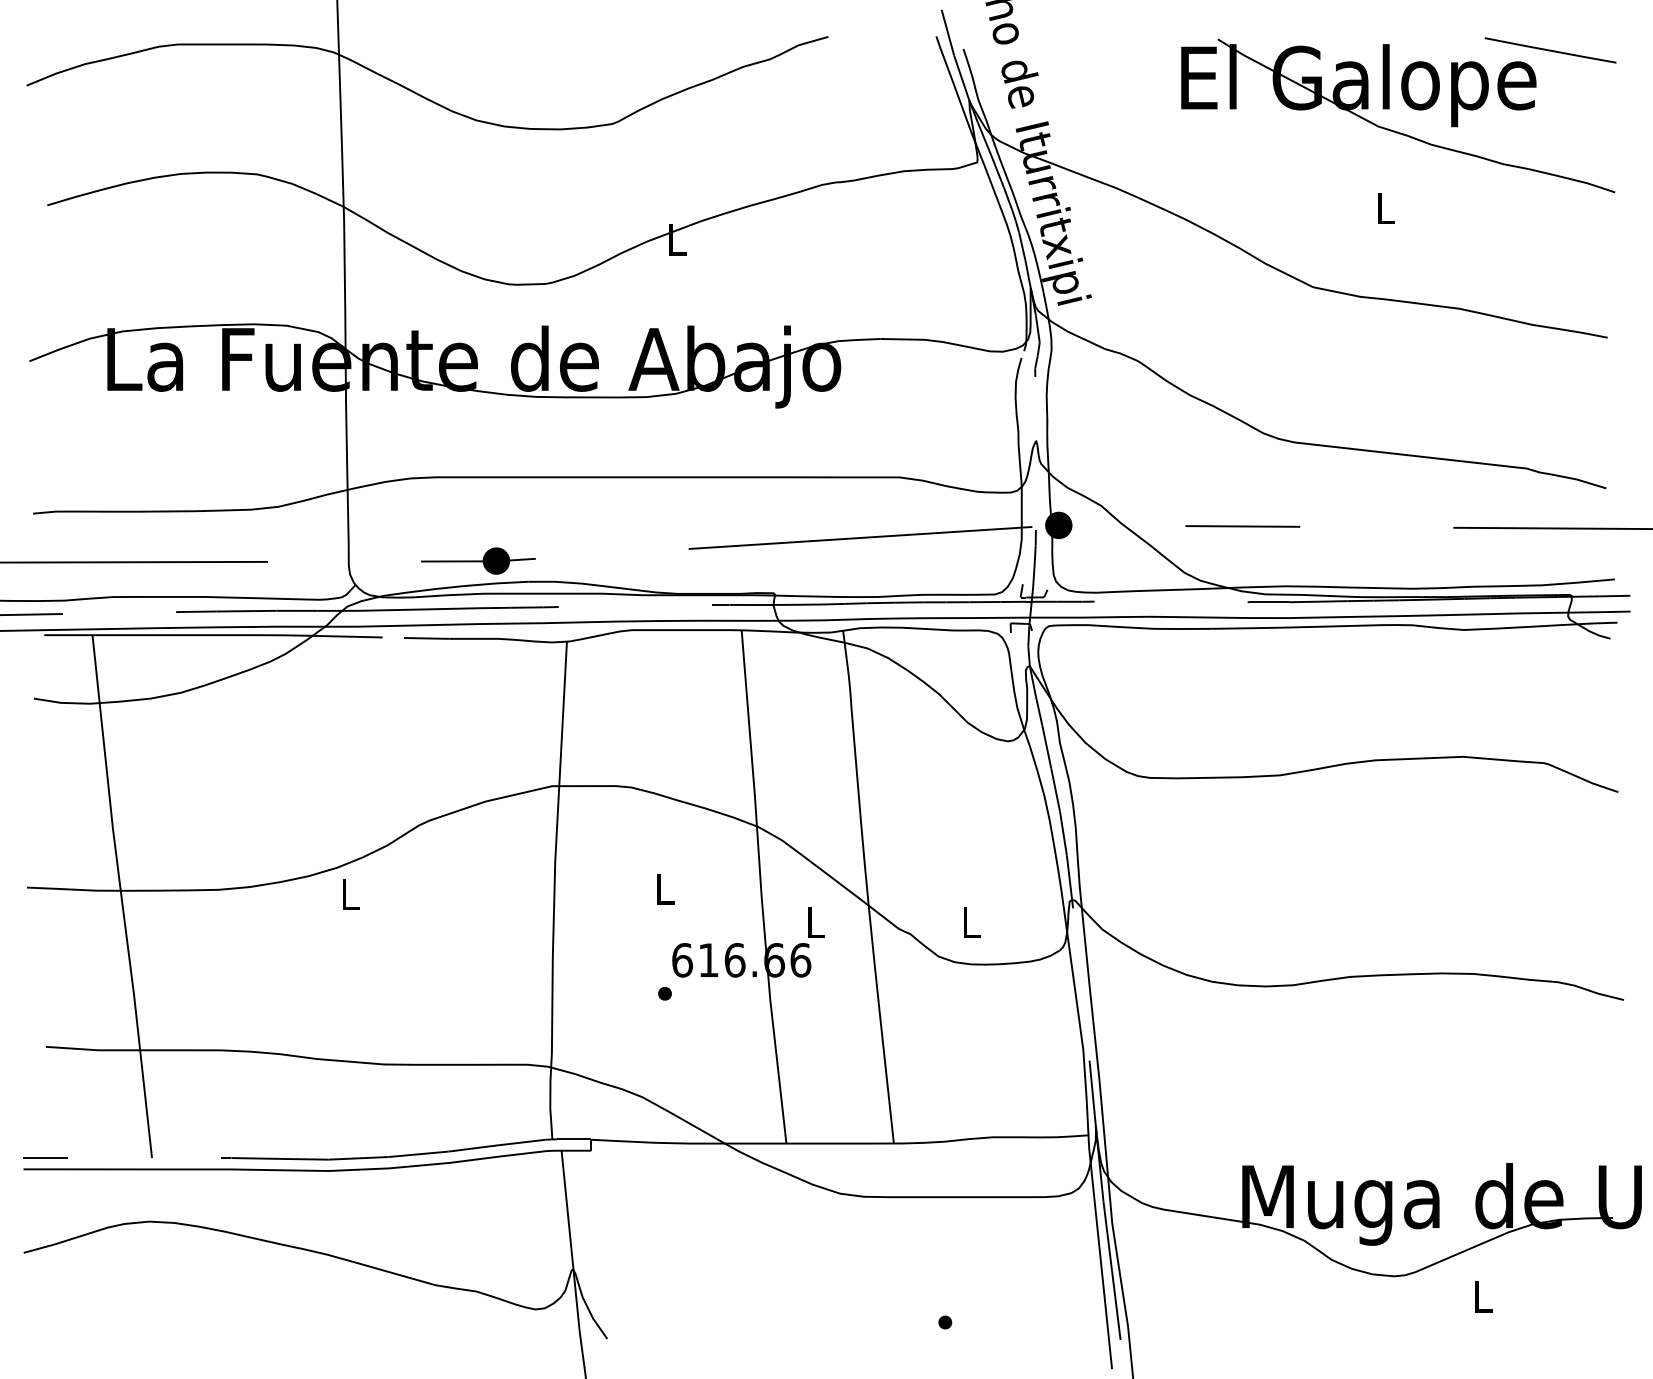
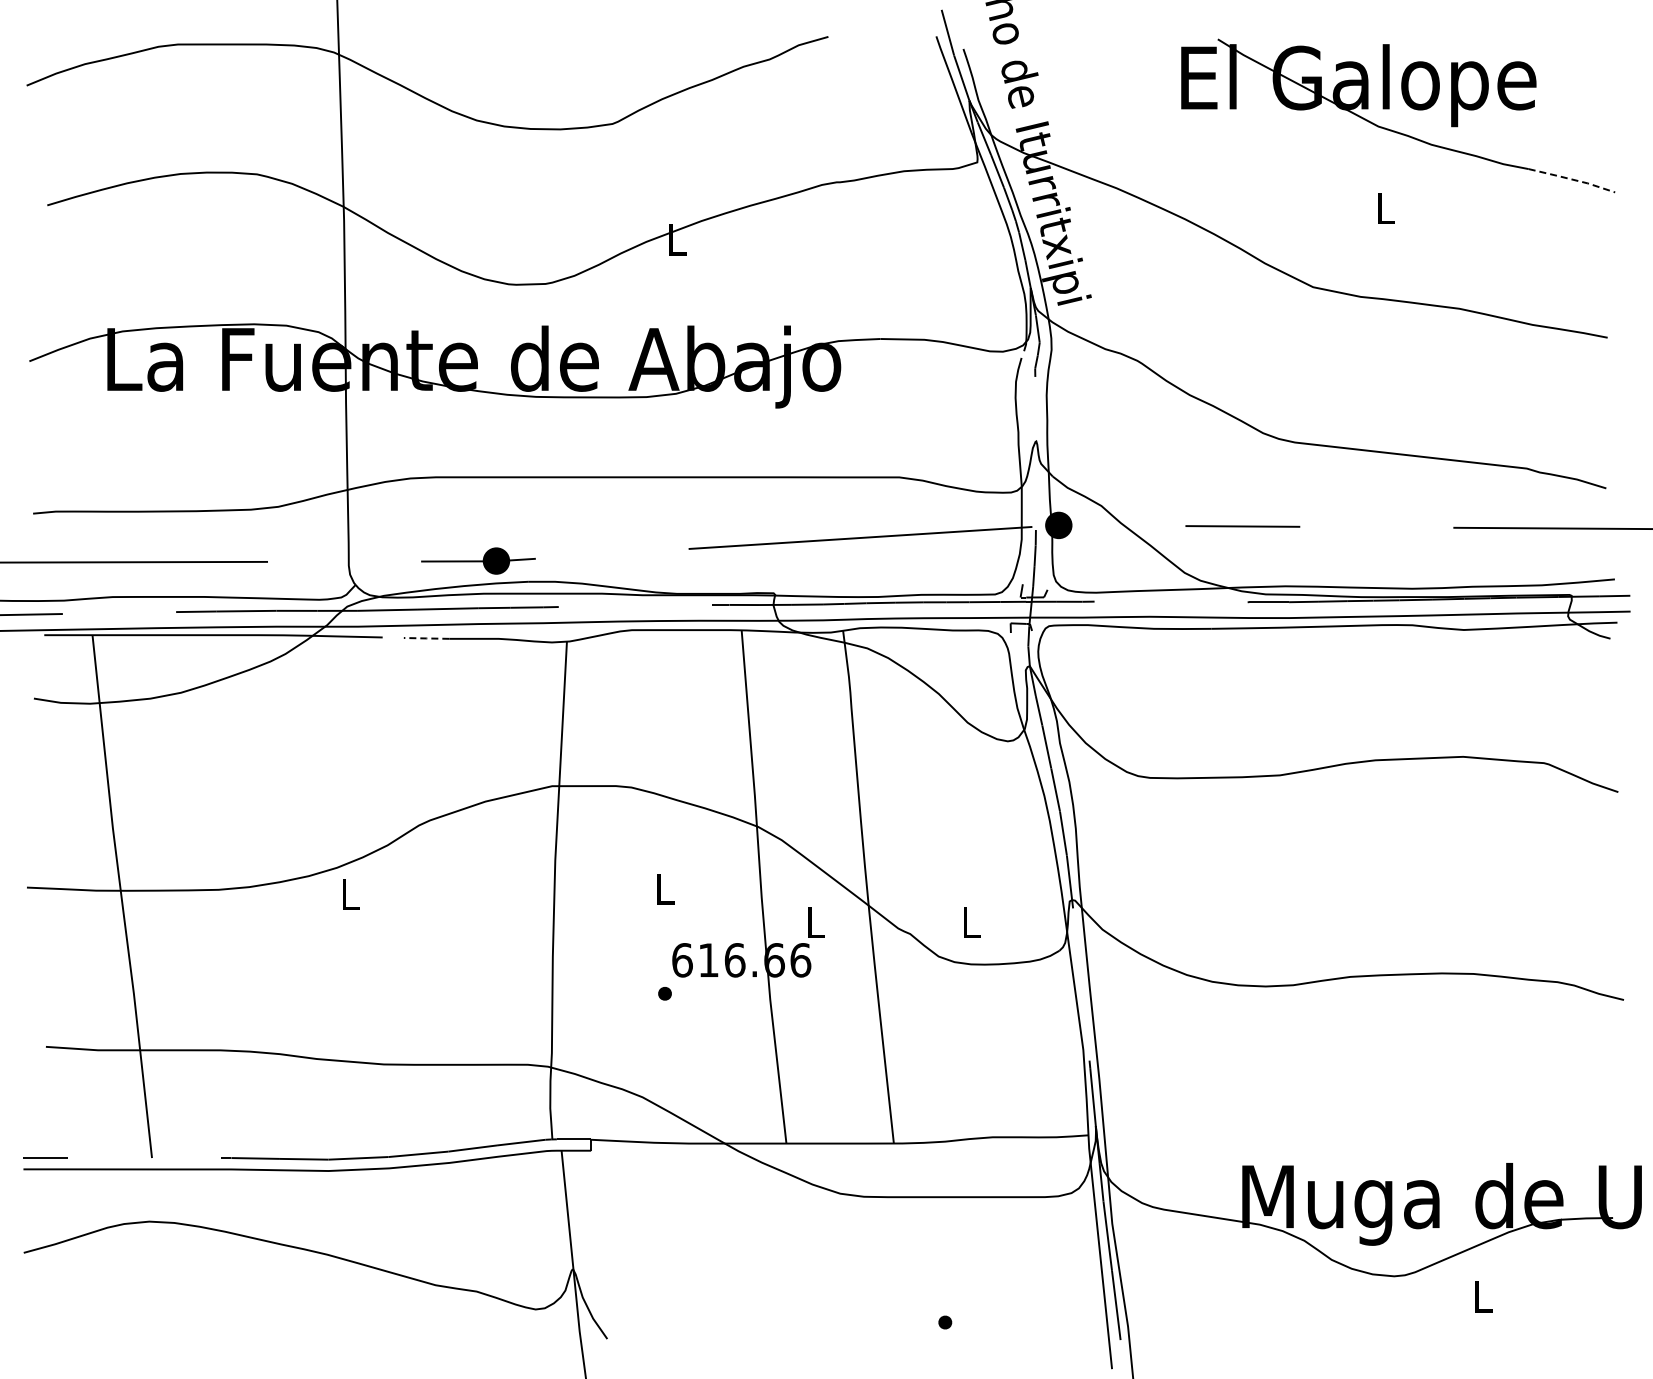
line: present -> none (1550, 50)
line: solid -> dashed (1572, 179)
line: solid -> dashed (426, 638)
